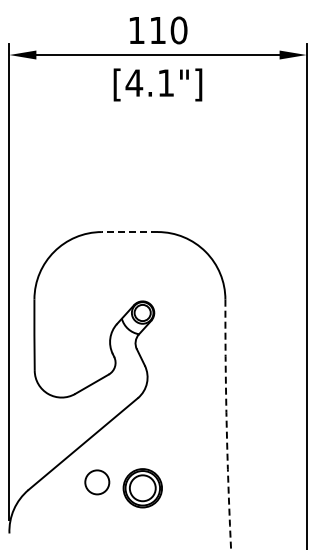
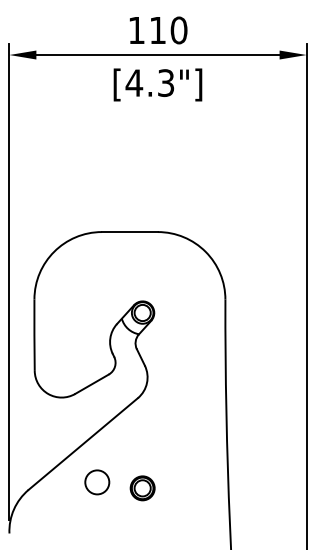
text: [4.1"] -> [4.3"] (166, 83)
line: dashed -> solid (129, 232)
arc: dashed -> solid (226, 424)
part size: 41x41 px -> 27x27 px (142, 488)
